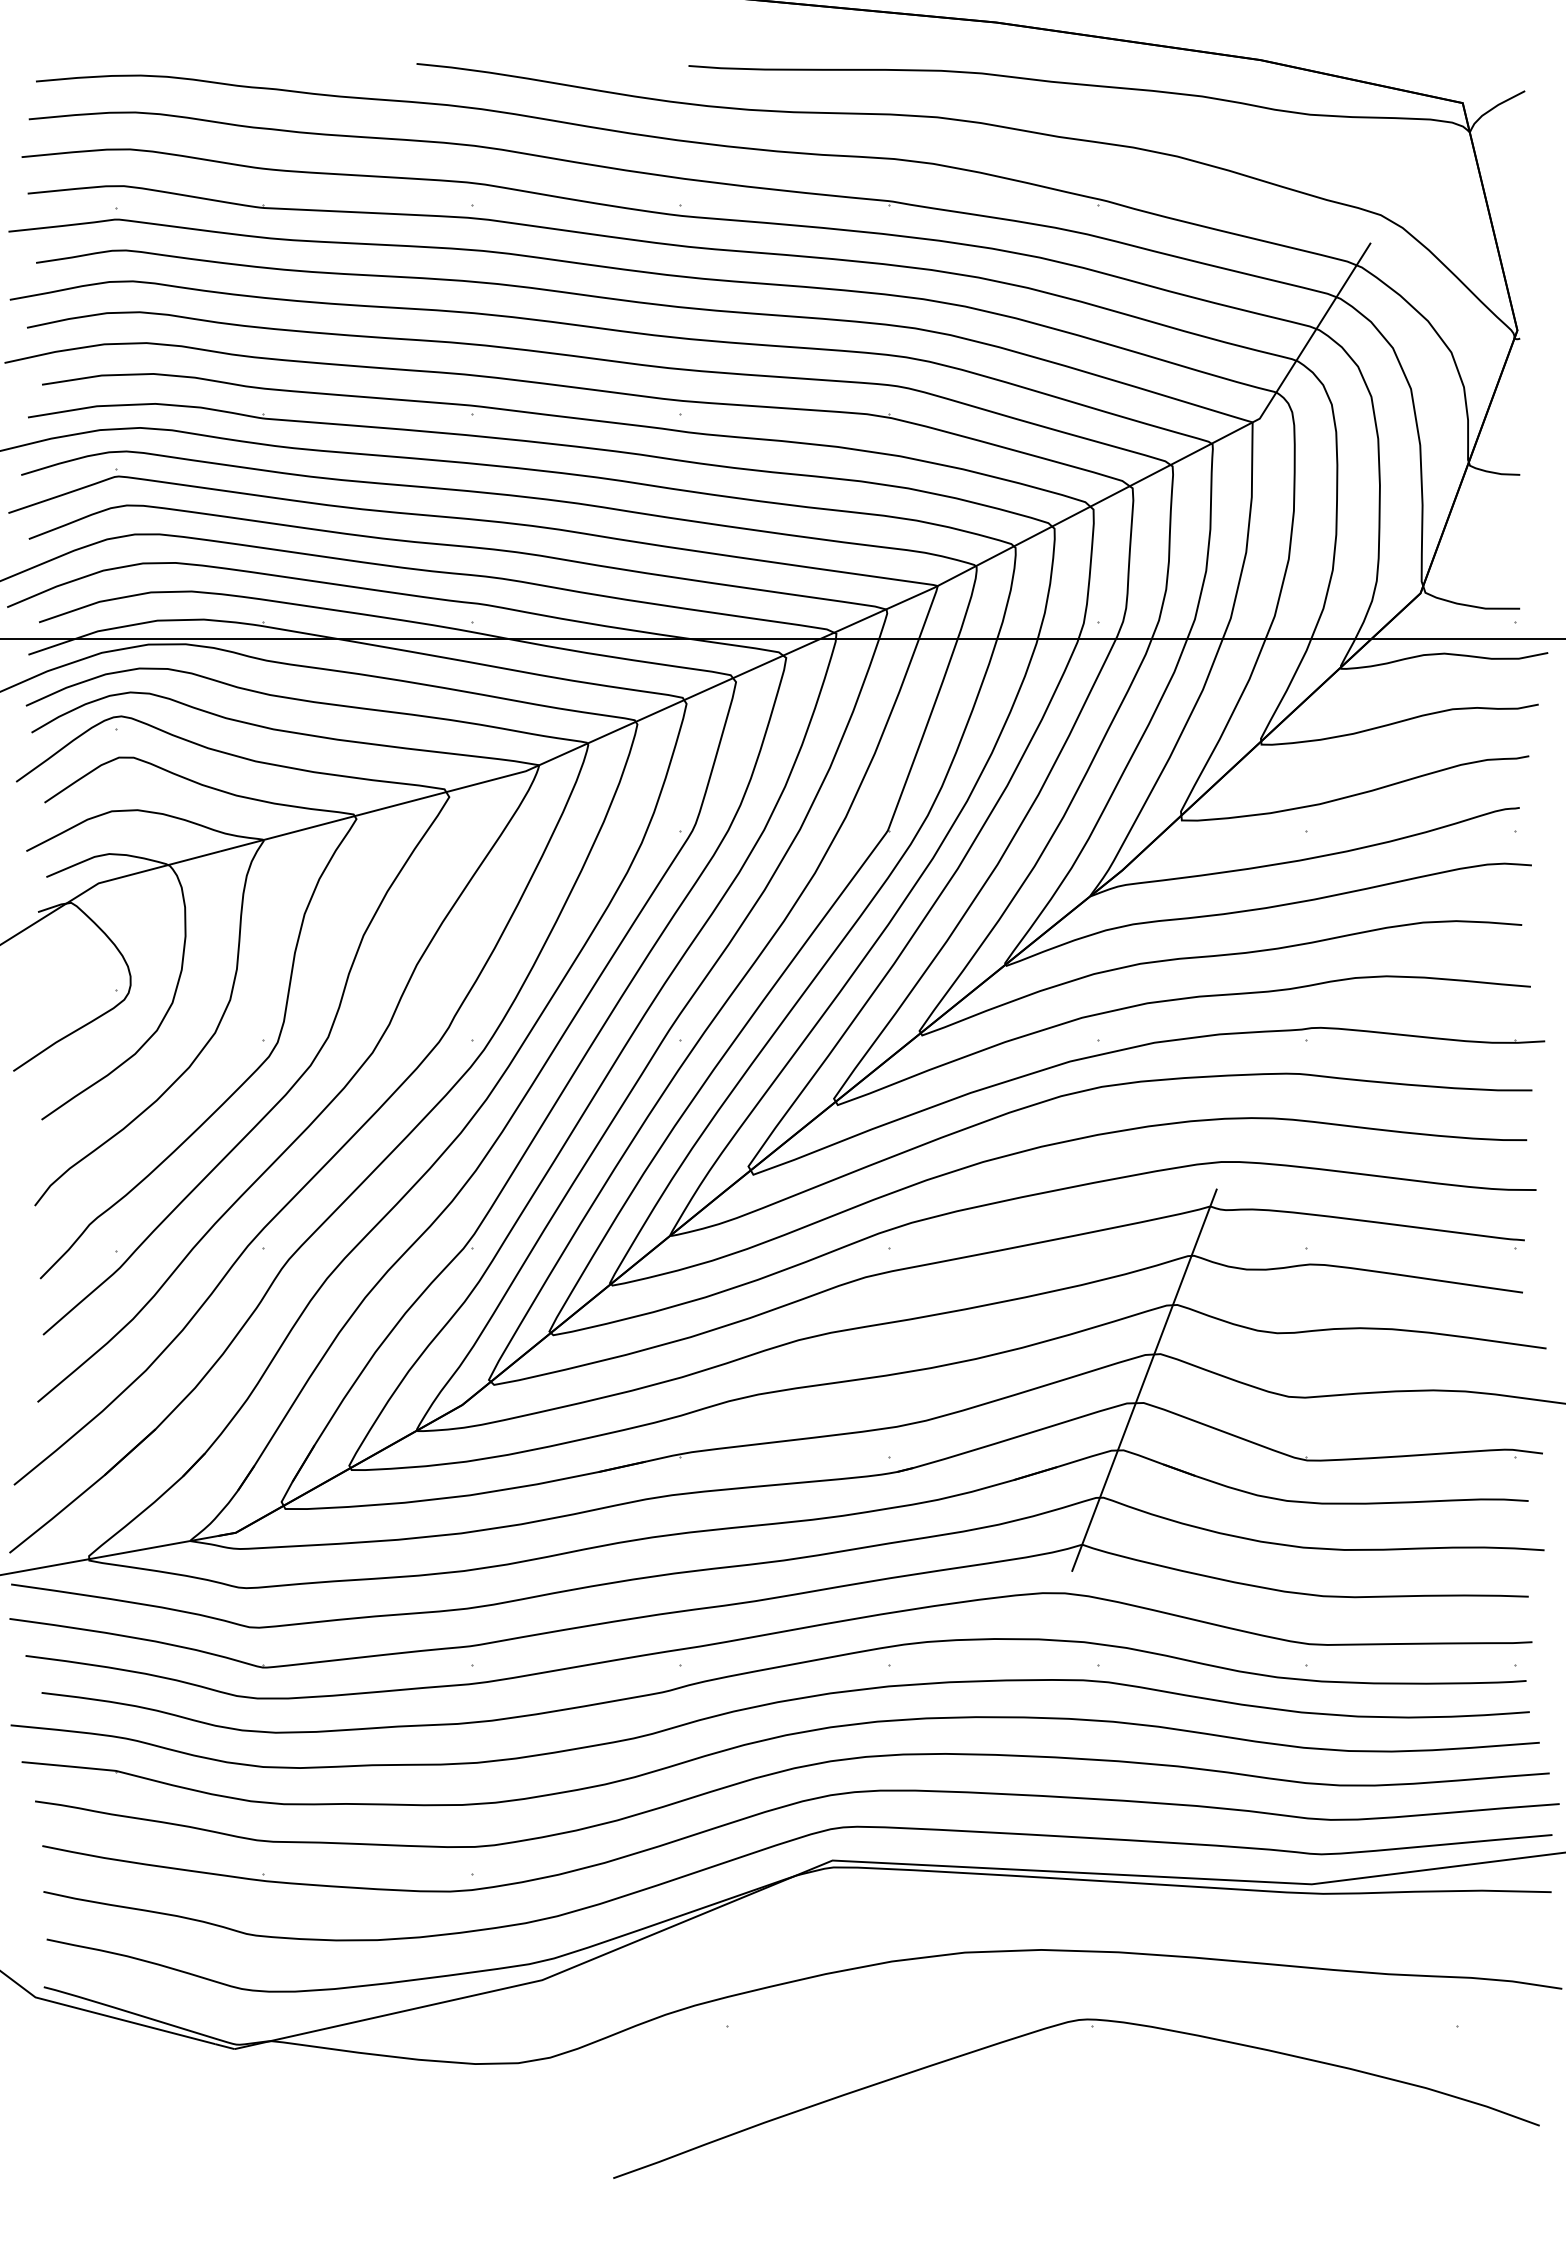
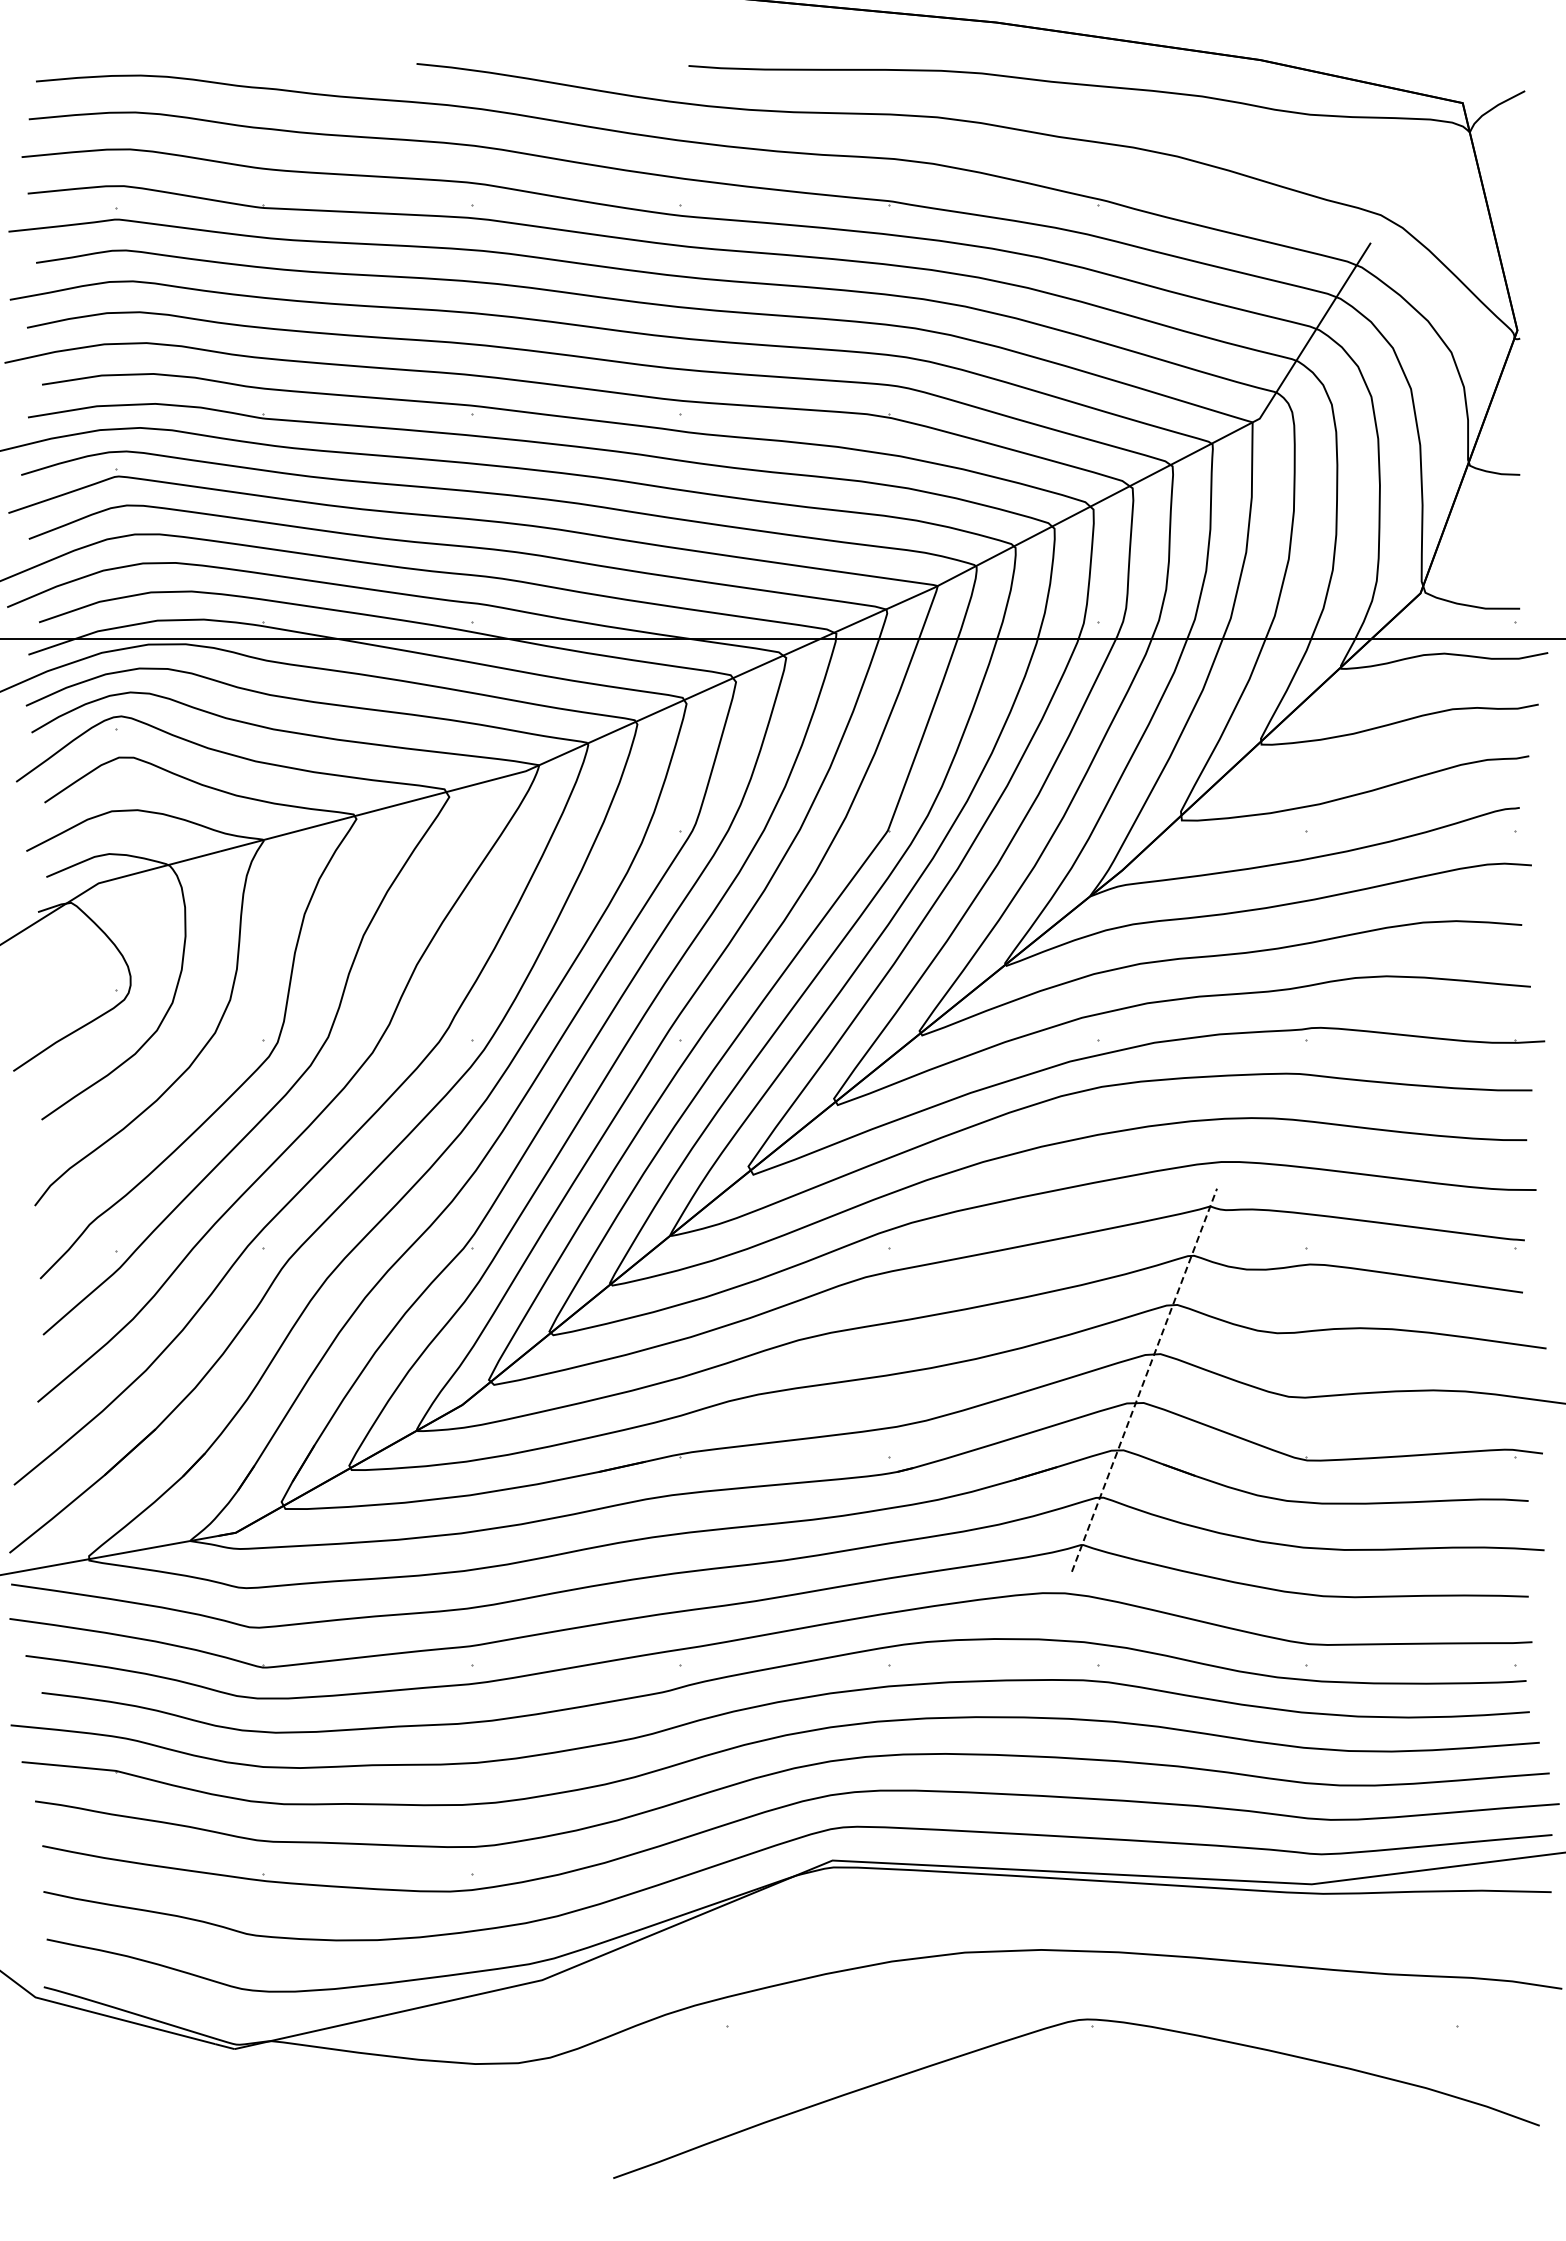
line: solid -> dashed (1144, 1380)
